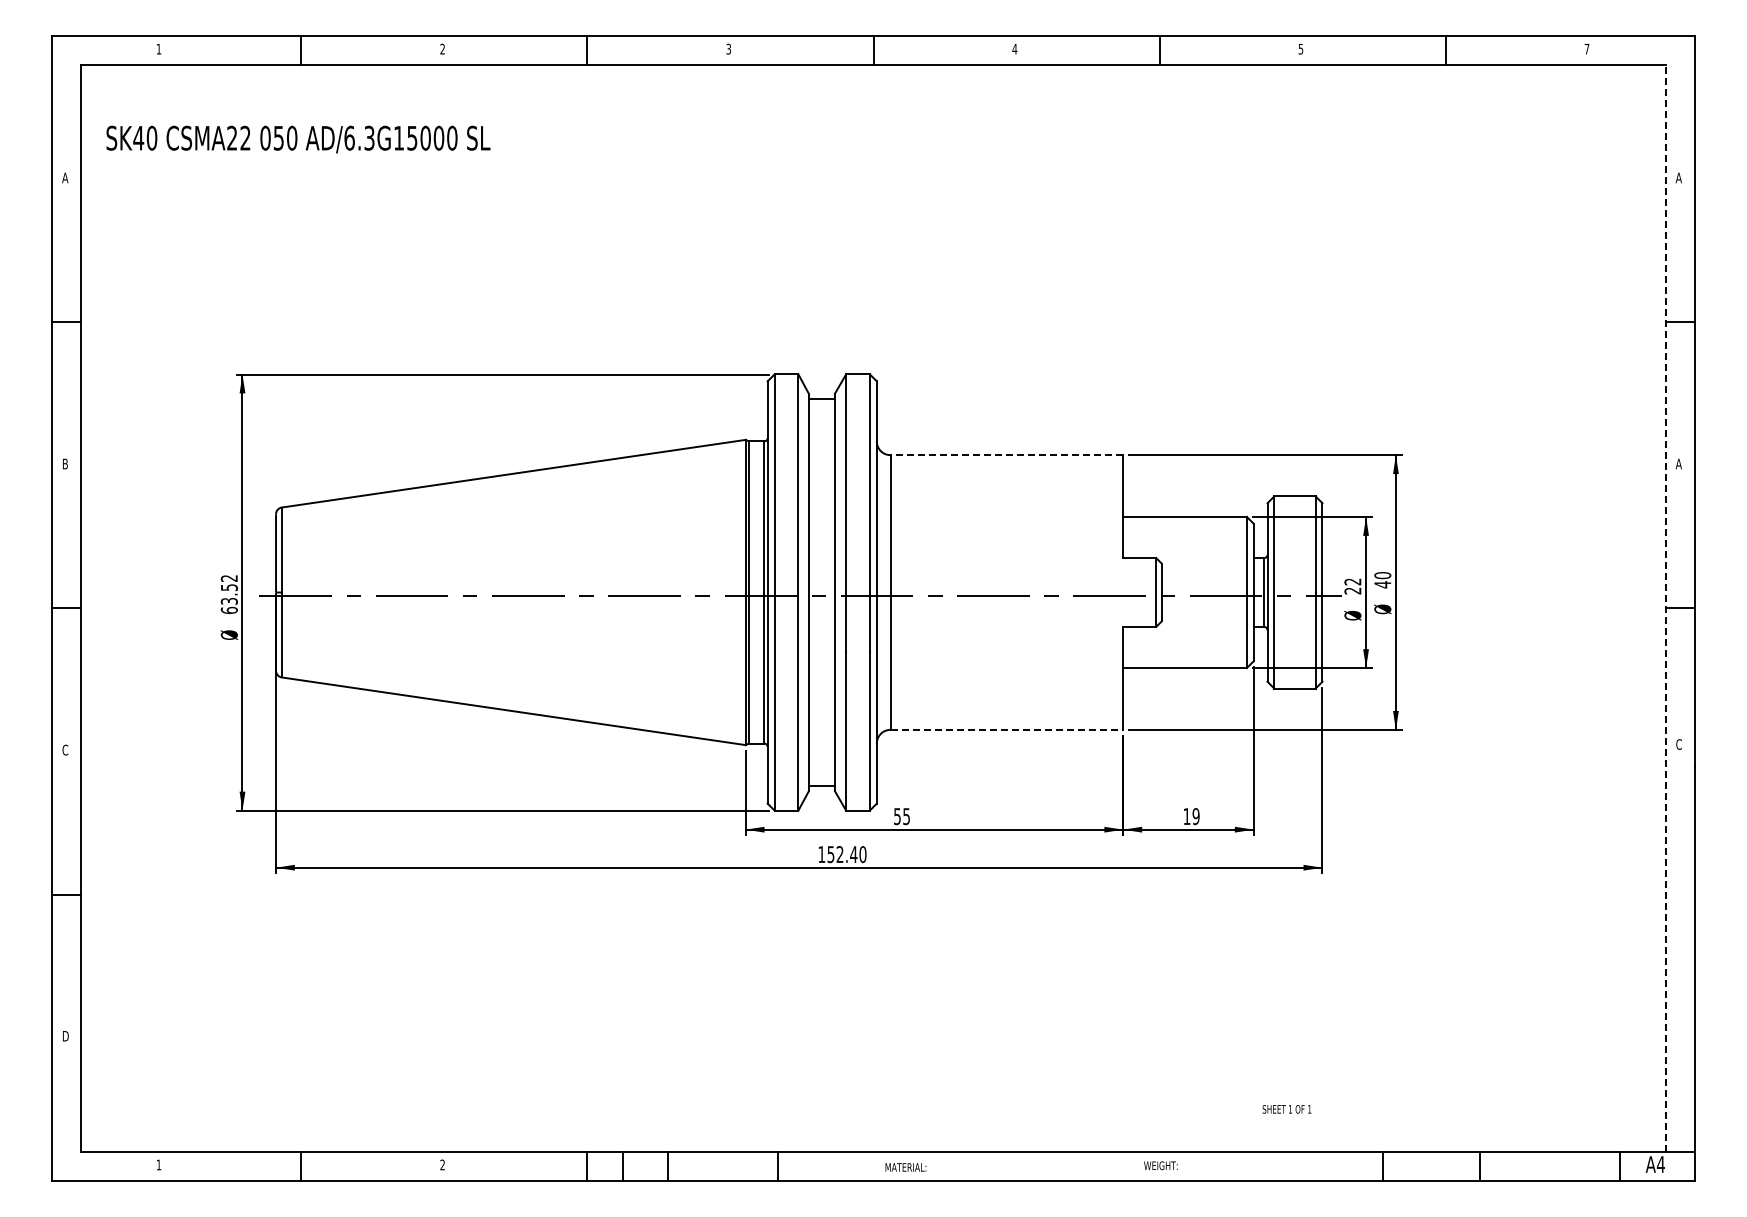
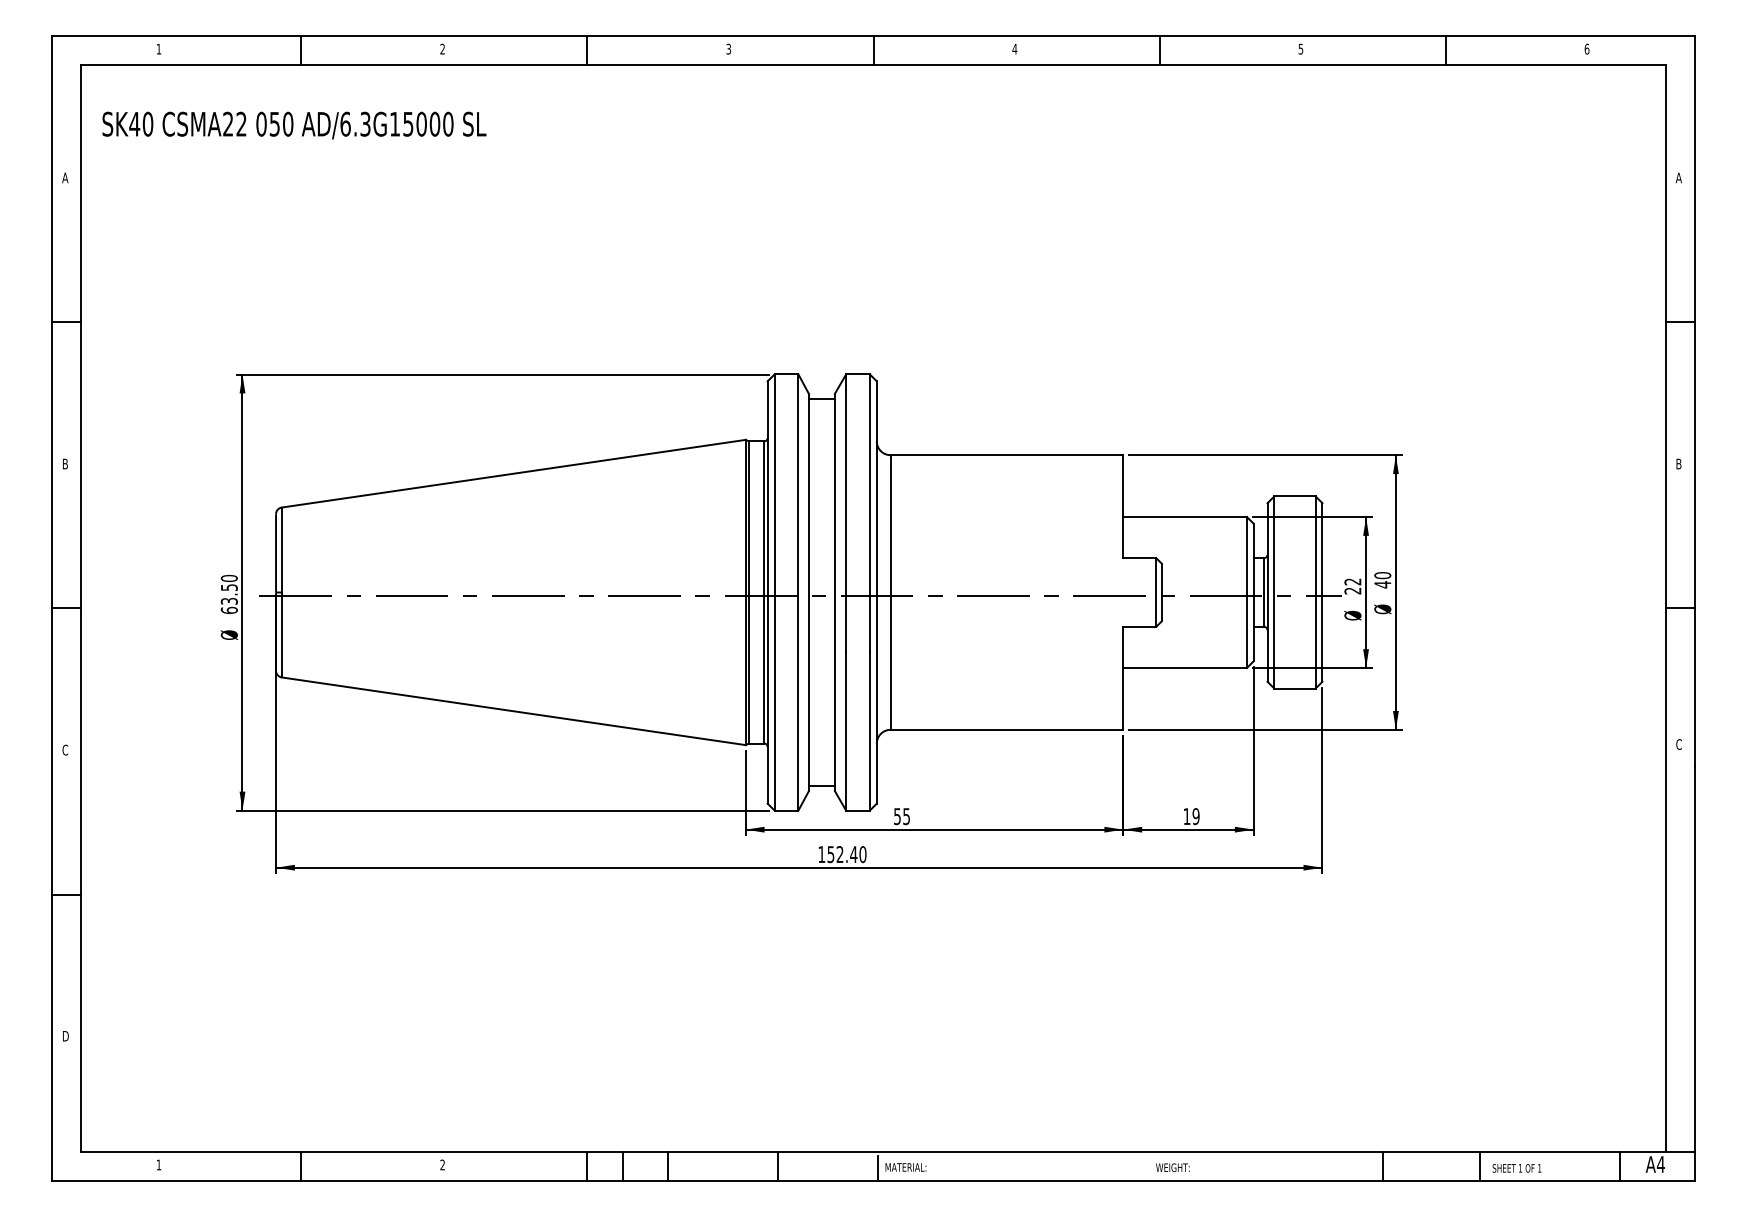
text: 7 -> 6 (1586, 48)
text position: (298, 139) -> (294, 125) (294, 125)
line: dashed -> solid (1006, 455)
text: A -> B (1678, 463)
text: 63.52 -> 63.50 (228, 578)
line: dashed -> solid (1665, 608)
line: dashed -> solid (1007, 729)
text position: (1286, 1109) -> (1516, 1168) (1516, 1168)
text position: (1160, 1165) -> (1172, 1167) (1172, 1167)
line: none -> present (877, 1168)
